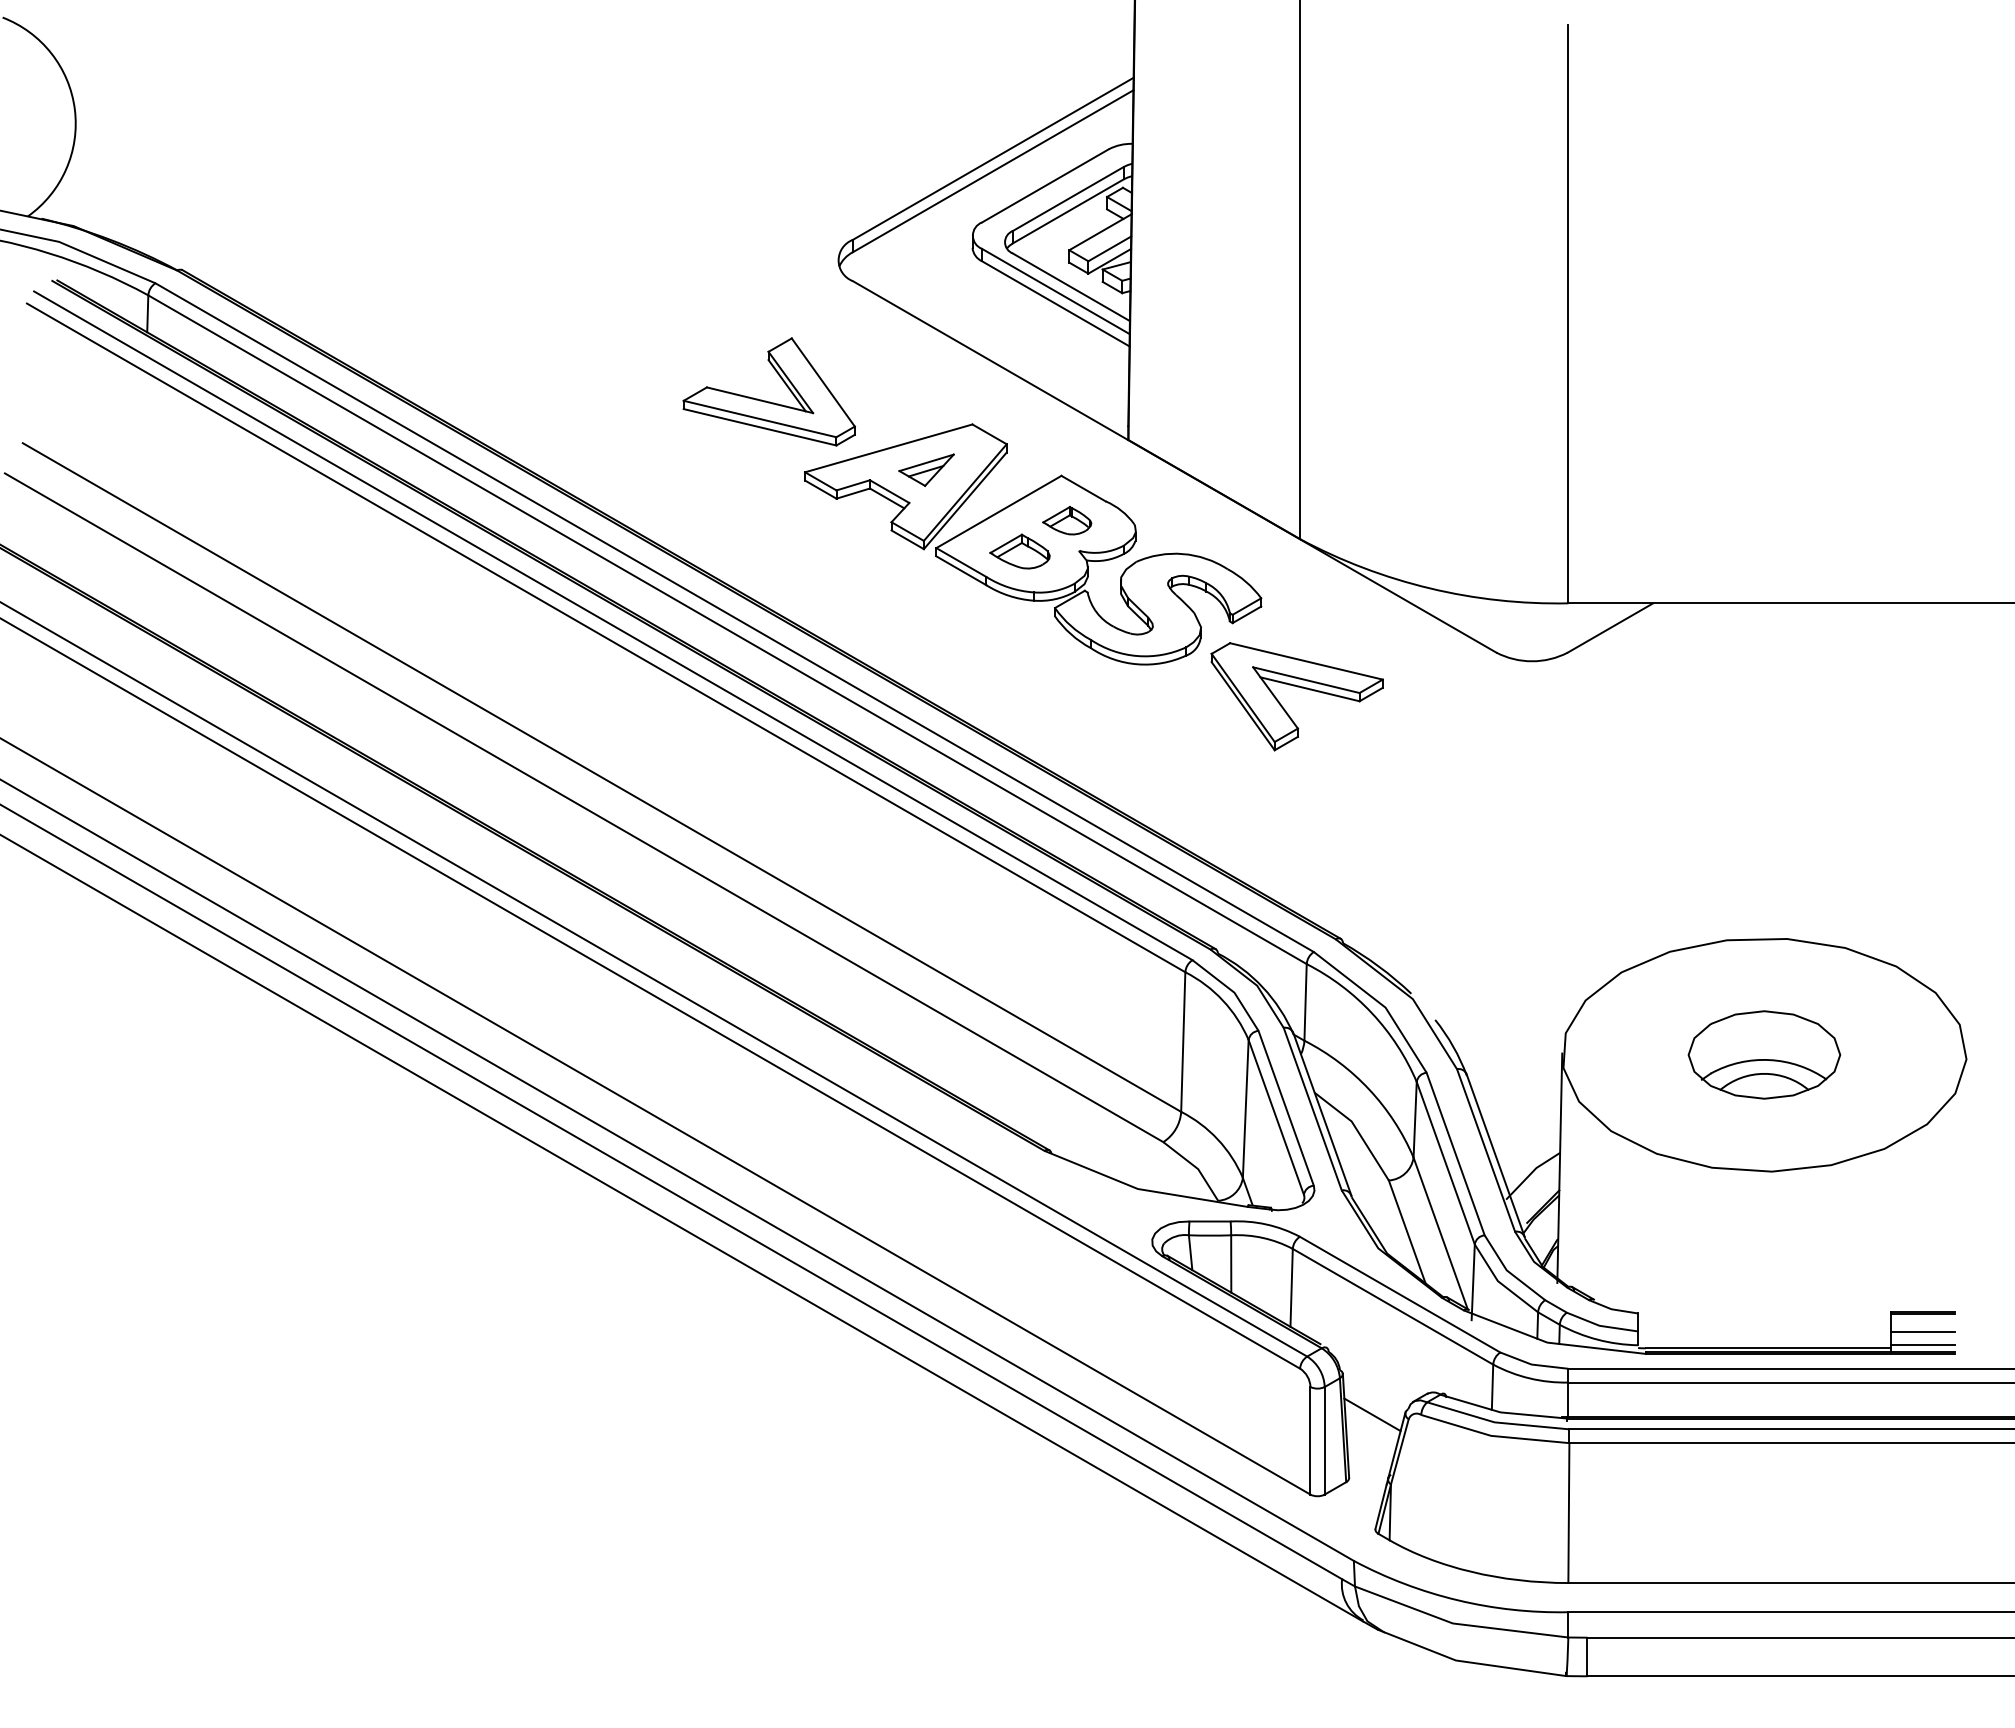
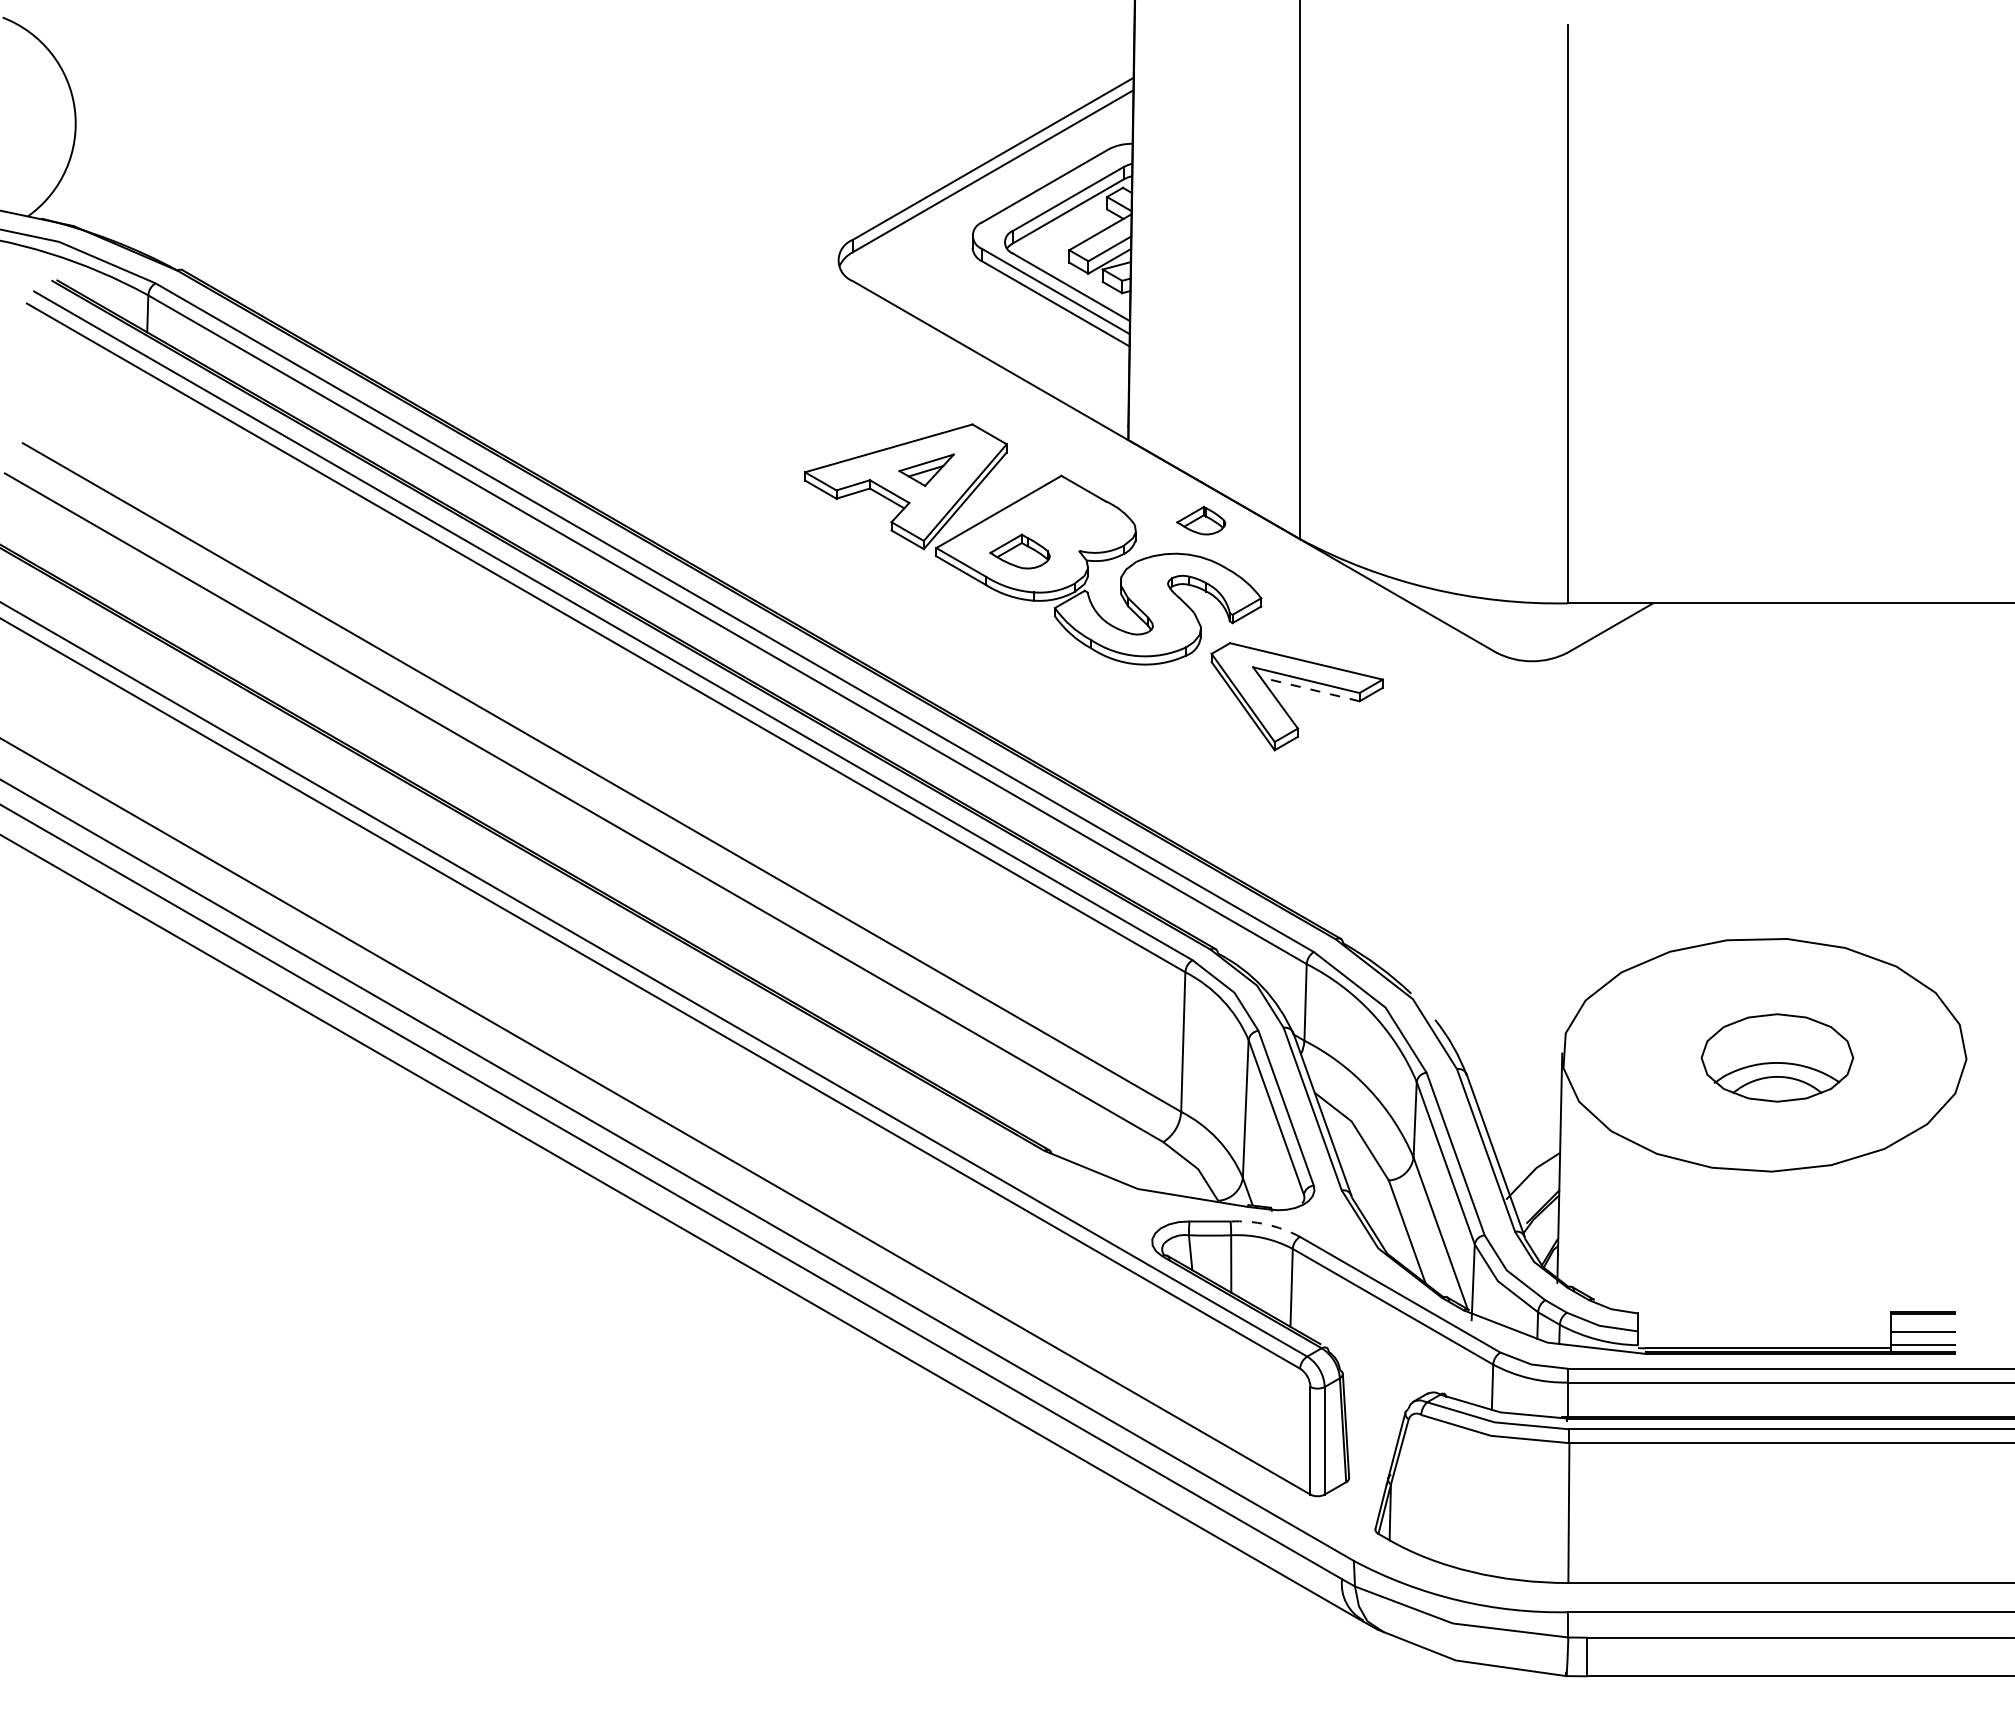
part: present -> none (766, 400)
part position: (1067, 520) -> (1201, 520) (1201, 520)
line: solid -> dashed (1310, 689)
part position: (1764, 1054) -> (1777, 1057) (1777, 1057)
arc: solid -> dashed (1266, 1224)
line: present -> none (1372, 1414)
